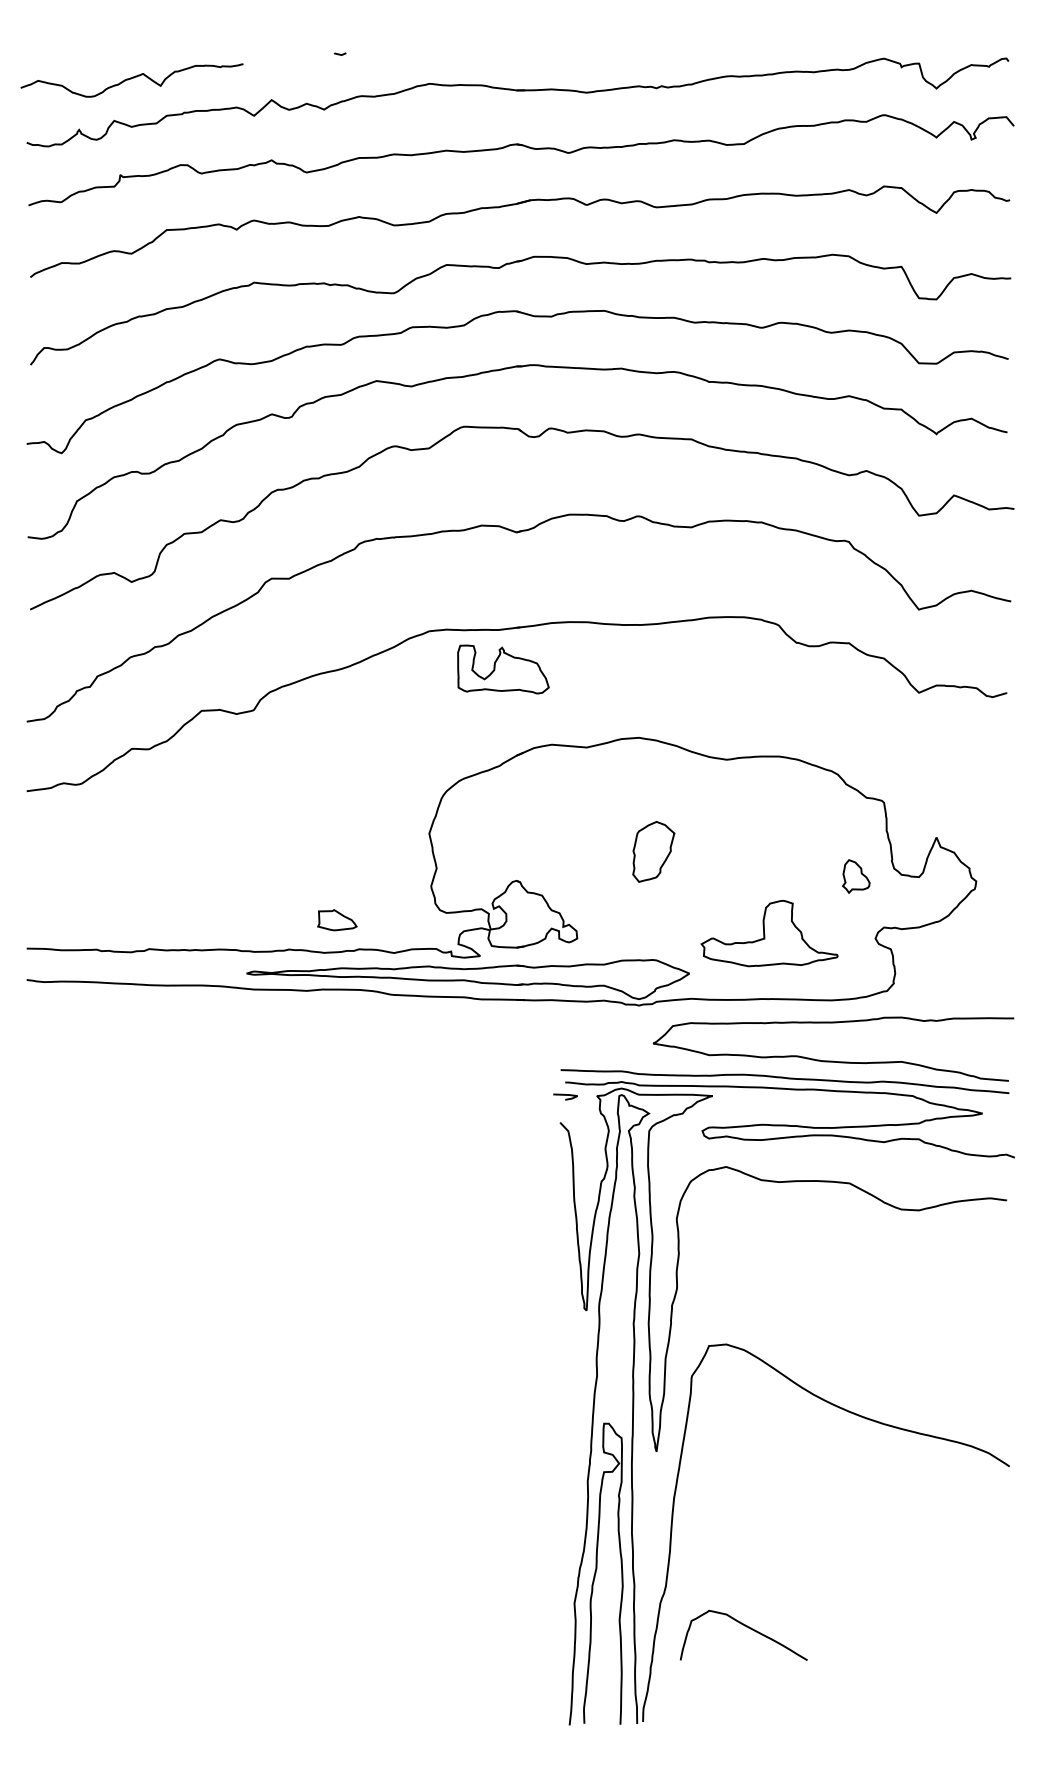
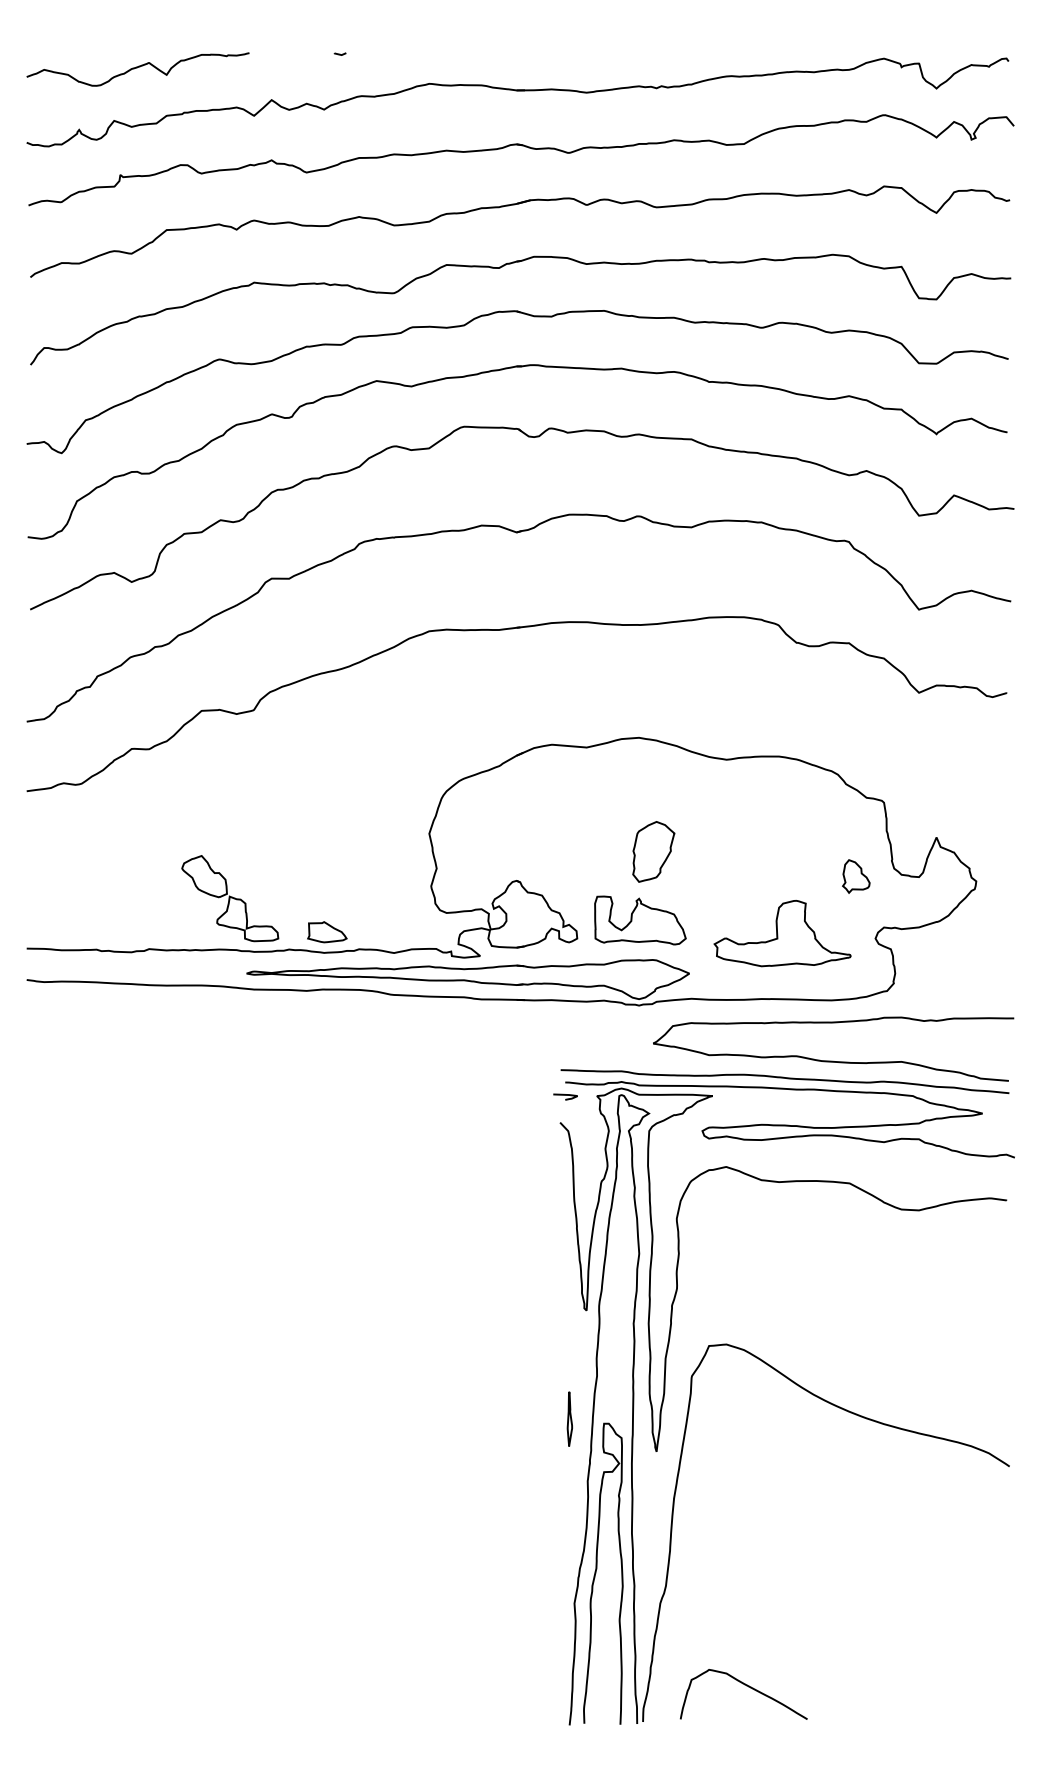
curve position: (131, 79) -> (137, 68) (137, 68)
part position: (503, 669) -> (640, 920) (640, 920)
part: none -> present (230, 898)
part position: (337, 920) -> (327, 932) (327, 932)
part position: (769, 933) -> (782, 933) (782, 933)
part: none -> present (569, 1418)
curve position: (746, 1627) -> (746, 1686) (746, 1686)
